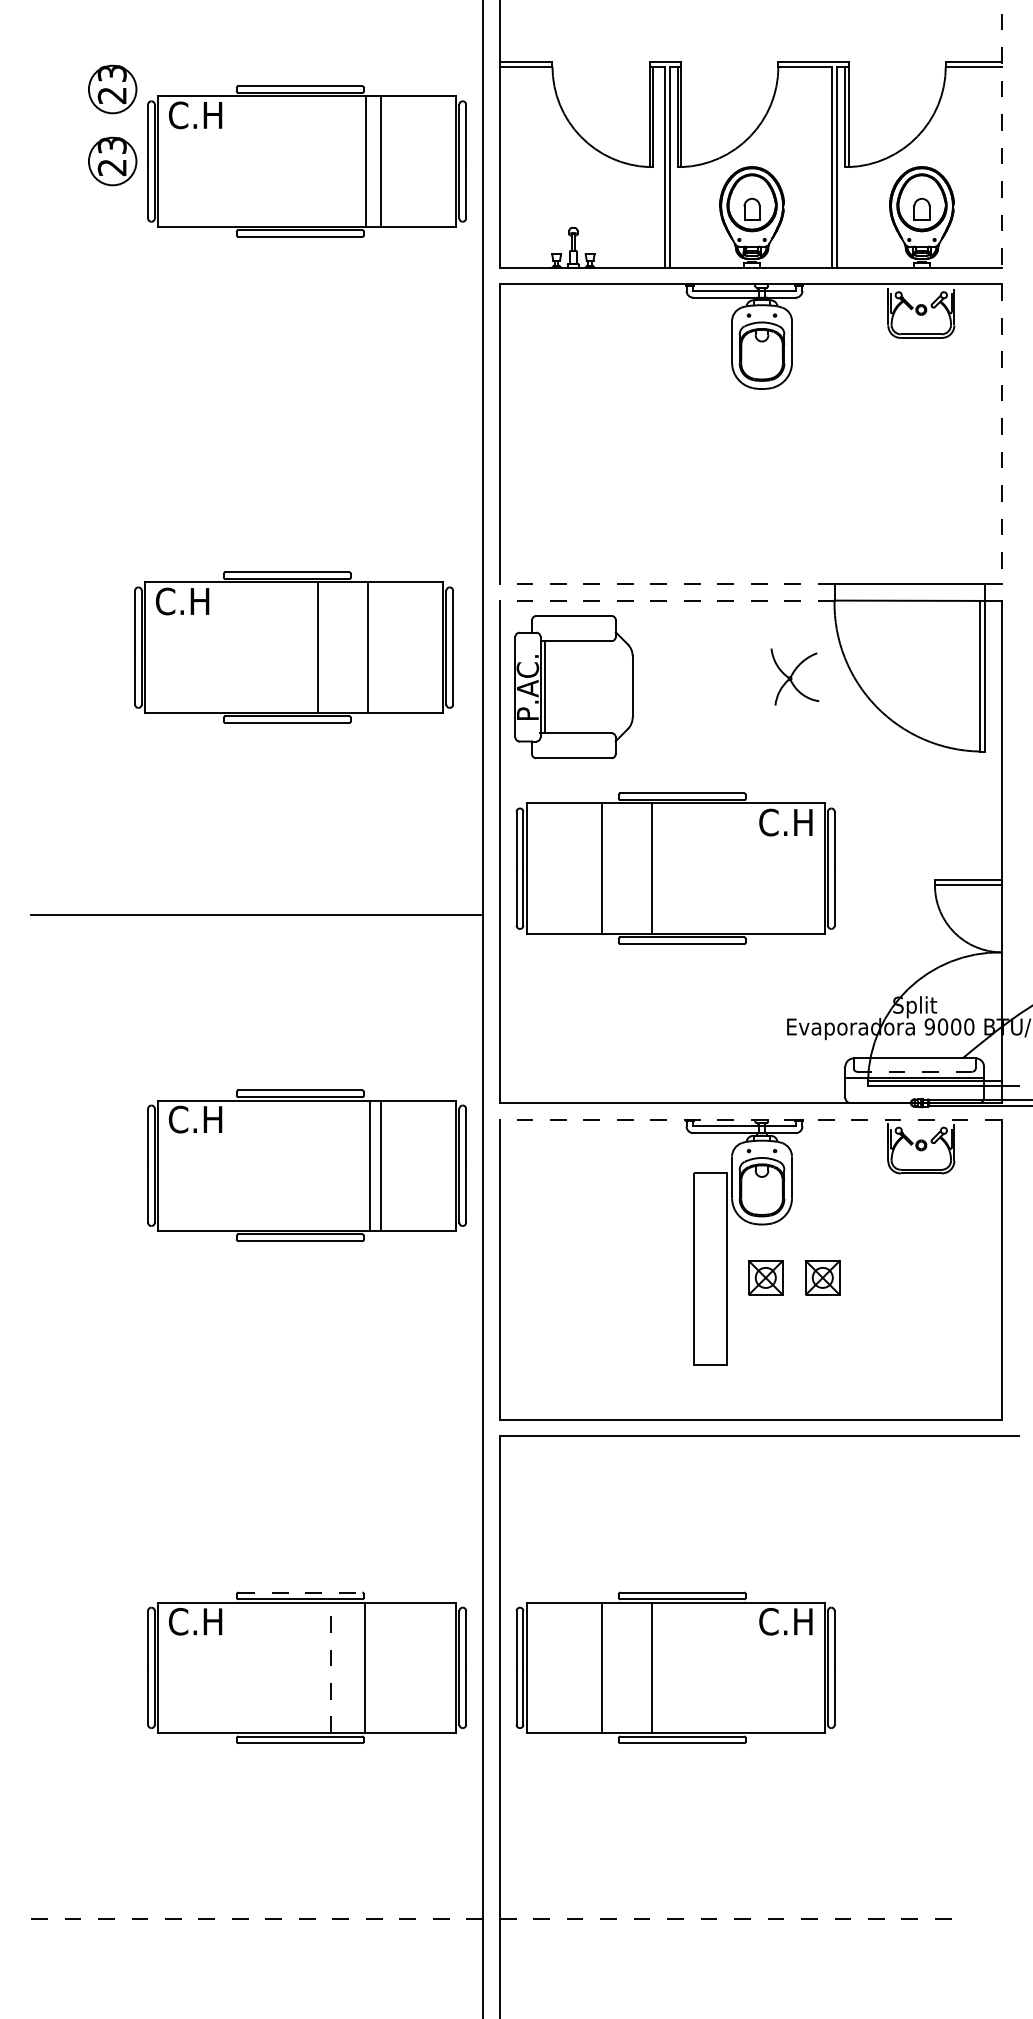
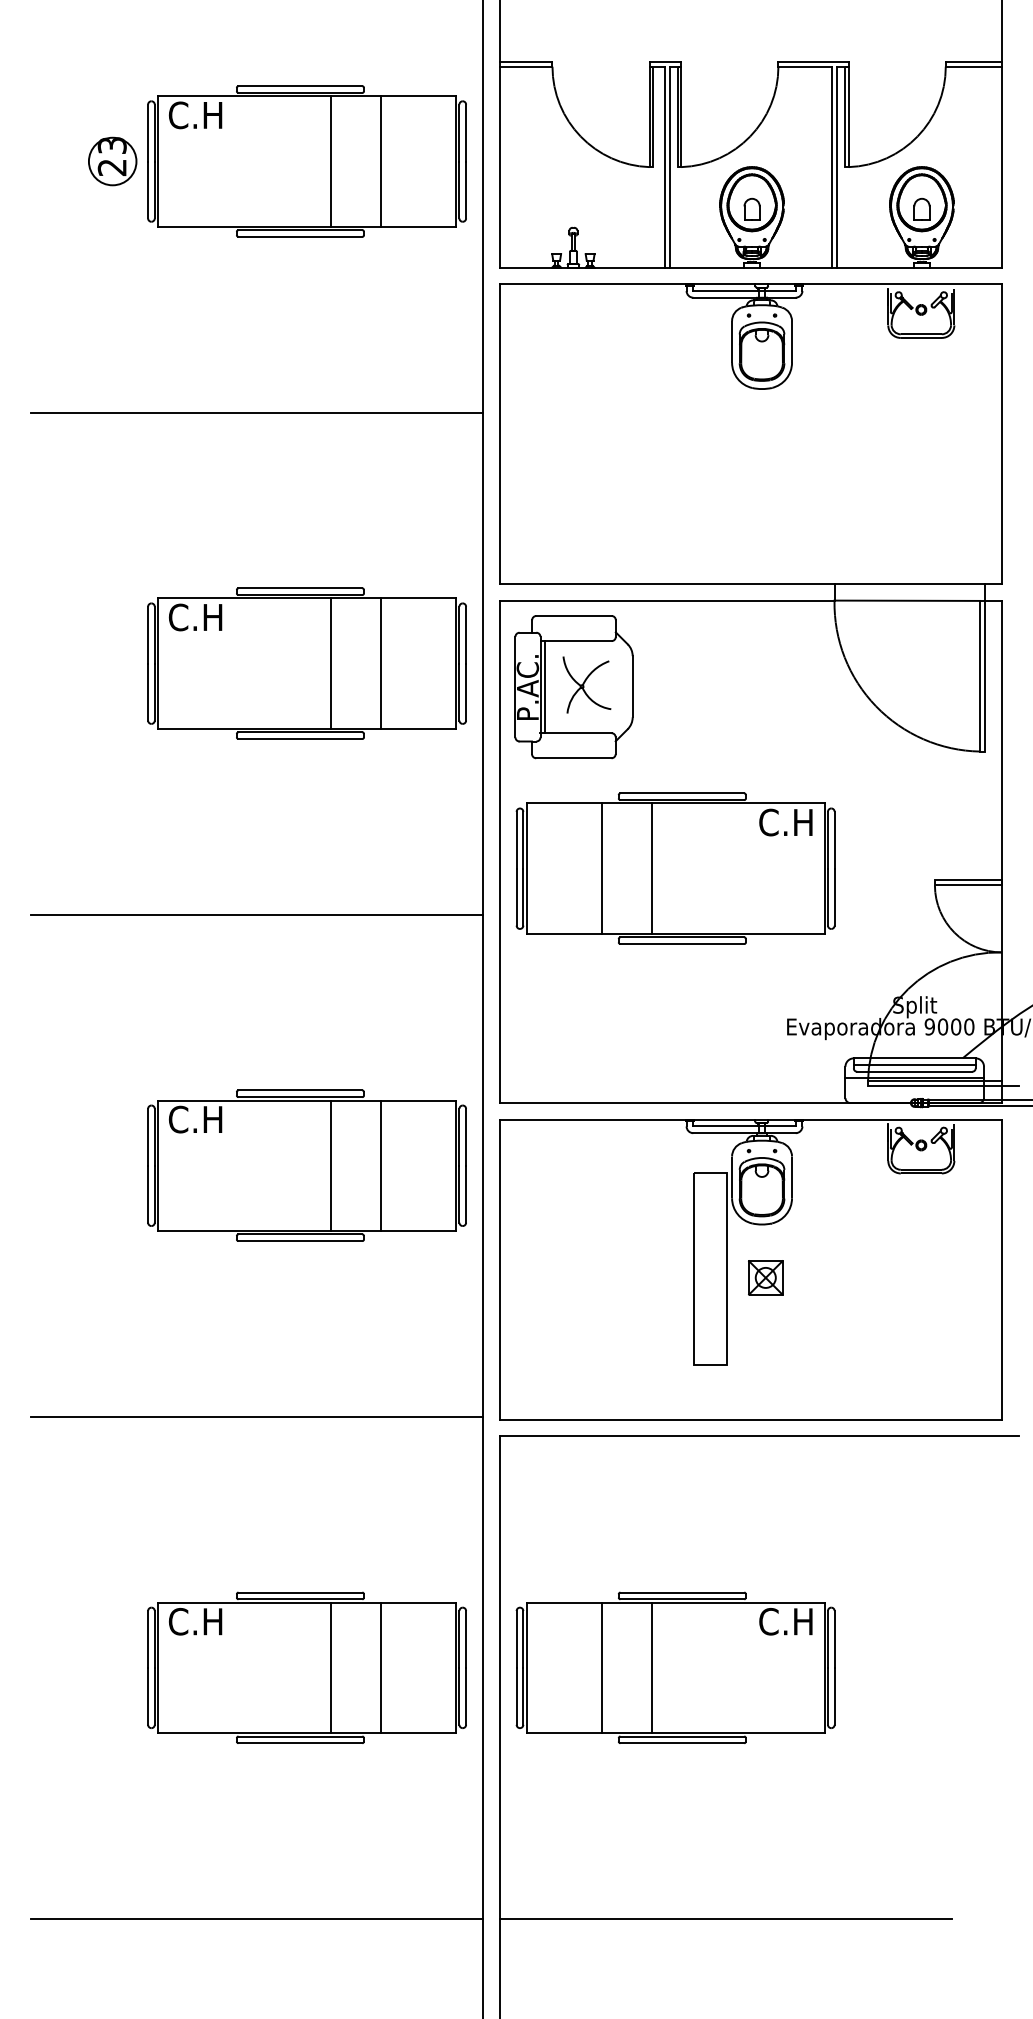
part: present -> none (112, 89)
line: dashed -> solid (1001, 134)
line position: (365, 161) -> (330, 161) (330, 161)
line: none -> present (257, 412)
line: dashed -> solid (1001, 434)
line: dashed -> solid (666, 584)
line: dashed -> solid (666, 600)
part position: (293, 647) -> (306, 663) (306, 663)
part position: (794, 676) -> (586, 684) (586, 684)
line: none -> present (914, 1065)
line: dashed -> solid (914, 1071)
line: dashed -> solid (750, 1119)
line position: (369, 1165) -> (330, 1165) (330, 1165)
part: present -> none (822, 1277)
line: none -> present (257, 1416)
line: dashed -> solid (300, 1592)
line: dashed -> solid (330, 1667)
line position: (364, 1667) -> (380, 1667) (380, 1667)
line: dashed -> solid (257, 1918)
line: dashed -> solid (725, 1918)
